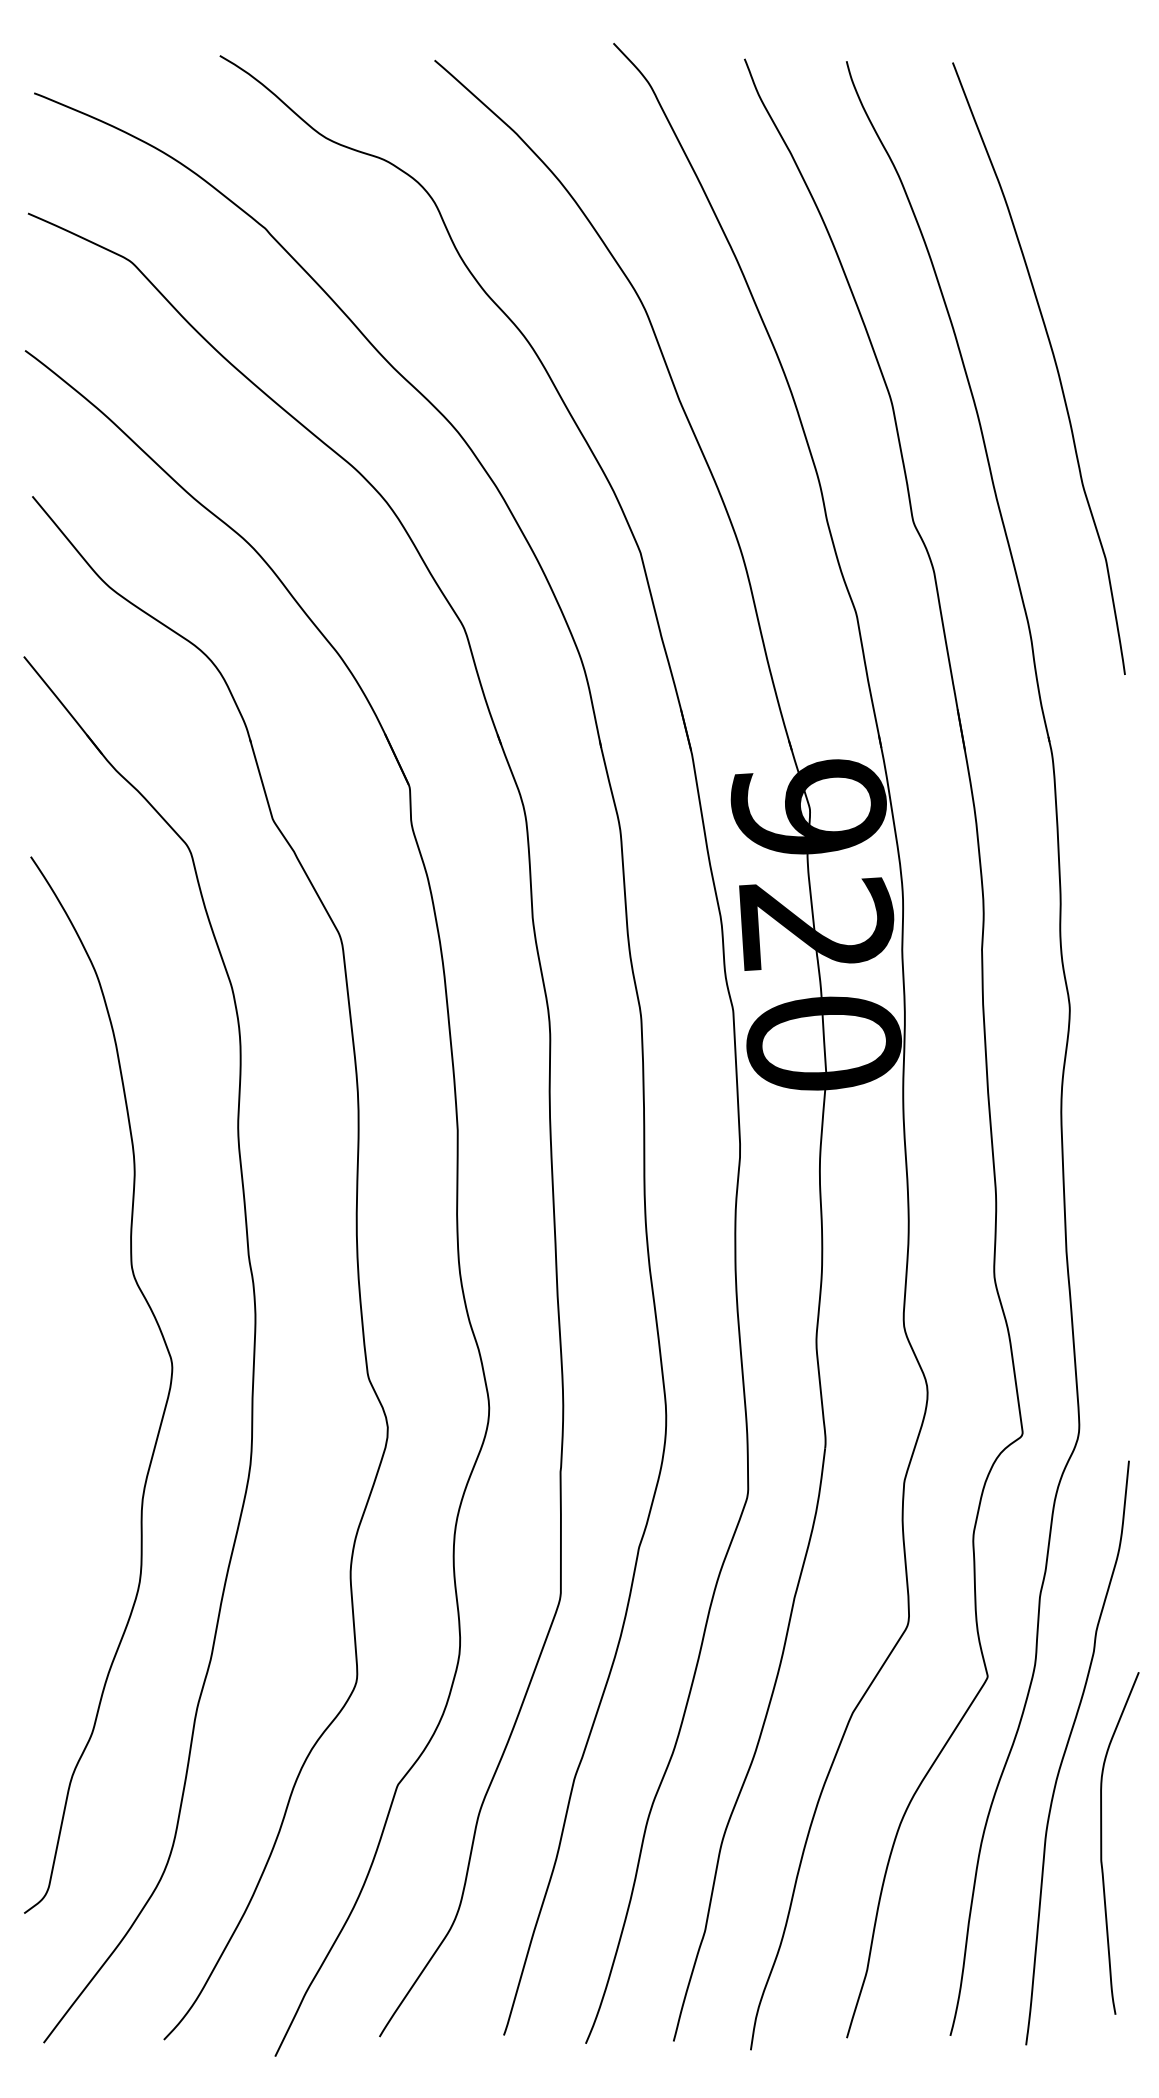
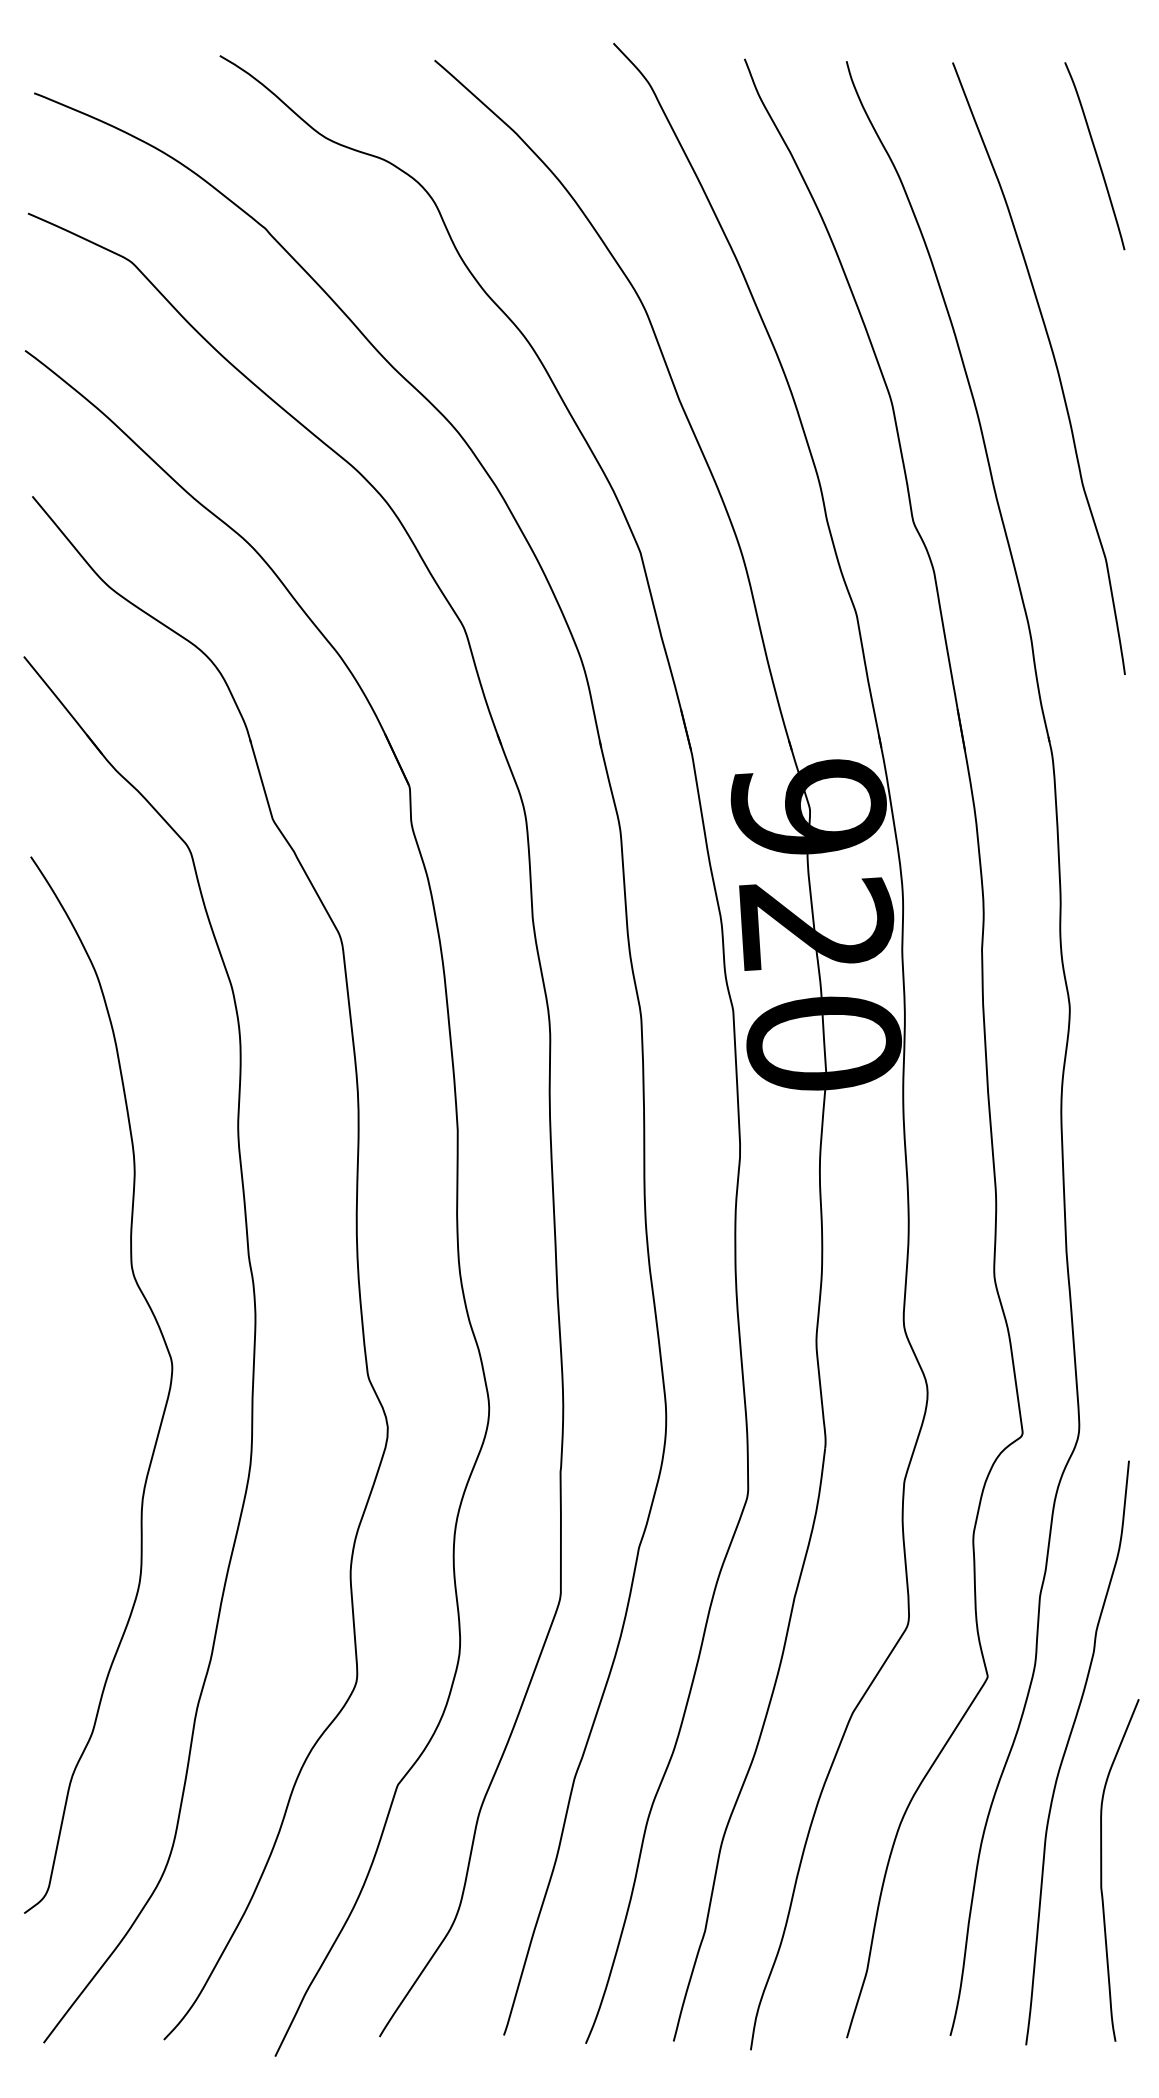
curve: none -> present (1096, 156)
curve position: (1102, 1843) -> (1102, 1870) (1102, 1870)
